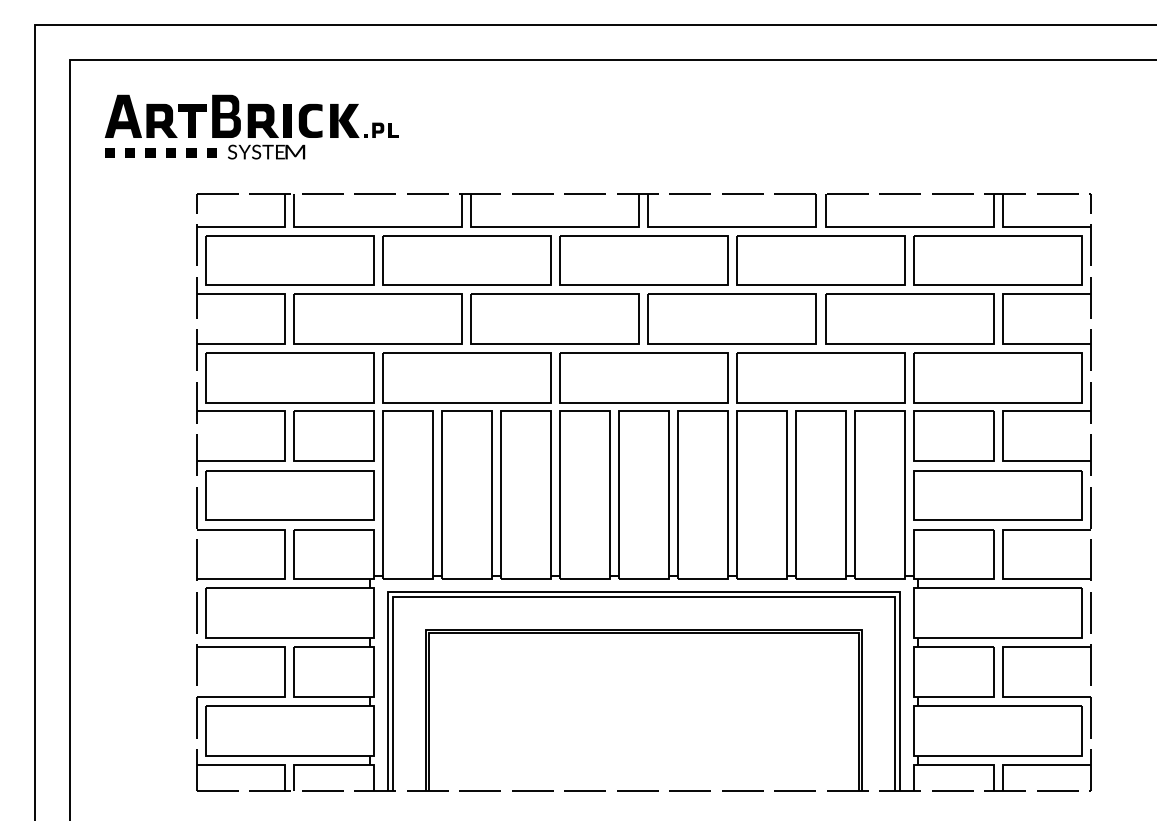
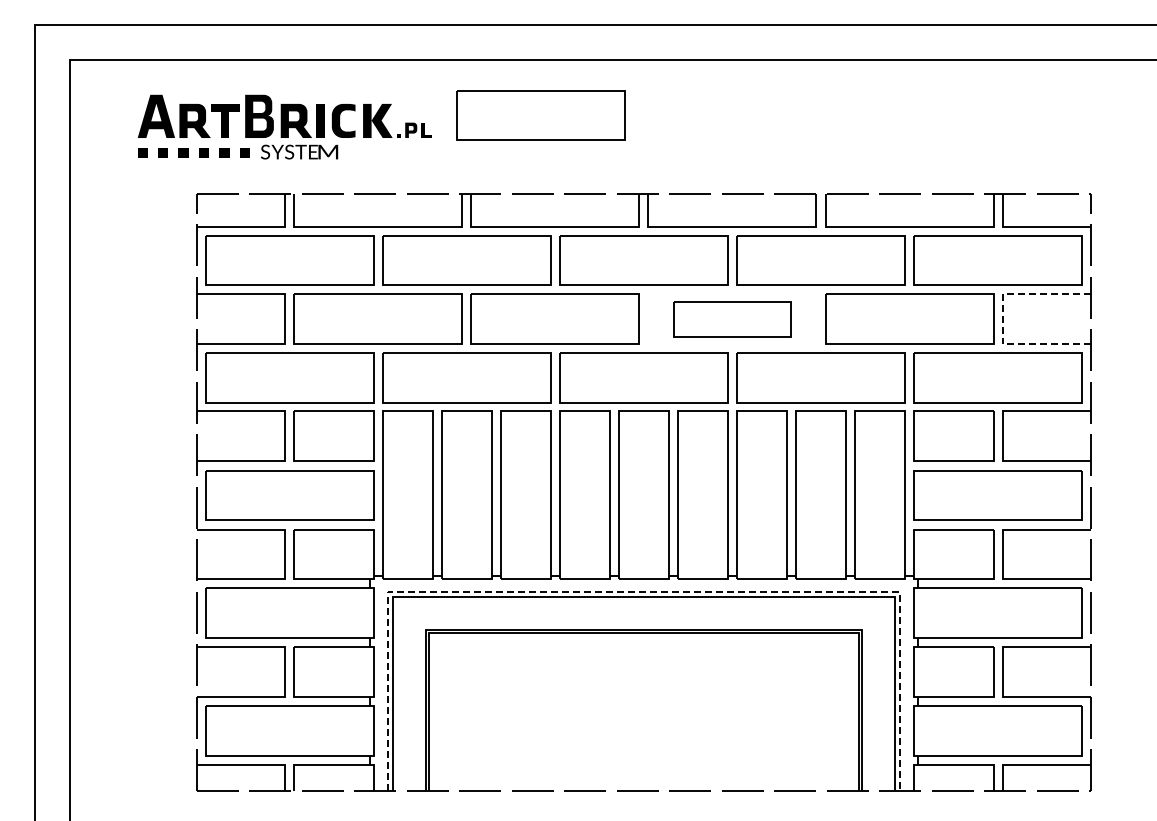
part: none -> present (540, 115)
text position: (251, 126) -> (284, 126) (284, 126)
part size: 170x52 px -> 119x37 px (732, 319)
line: solid -> dashed (1002, 319)
line: solid -> dashed (644, 591)
